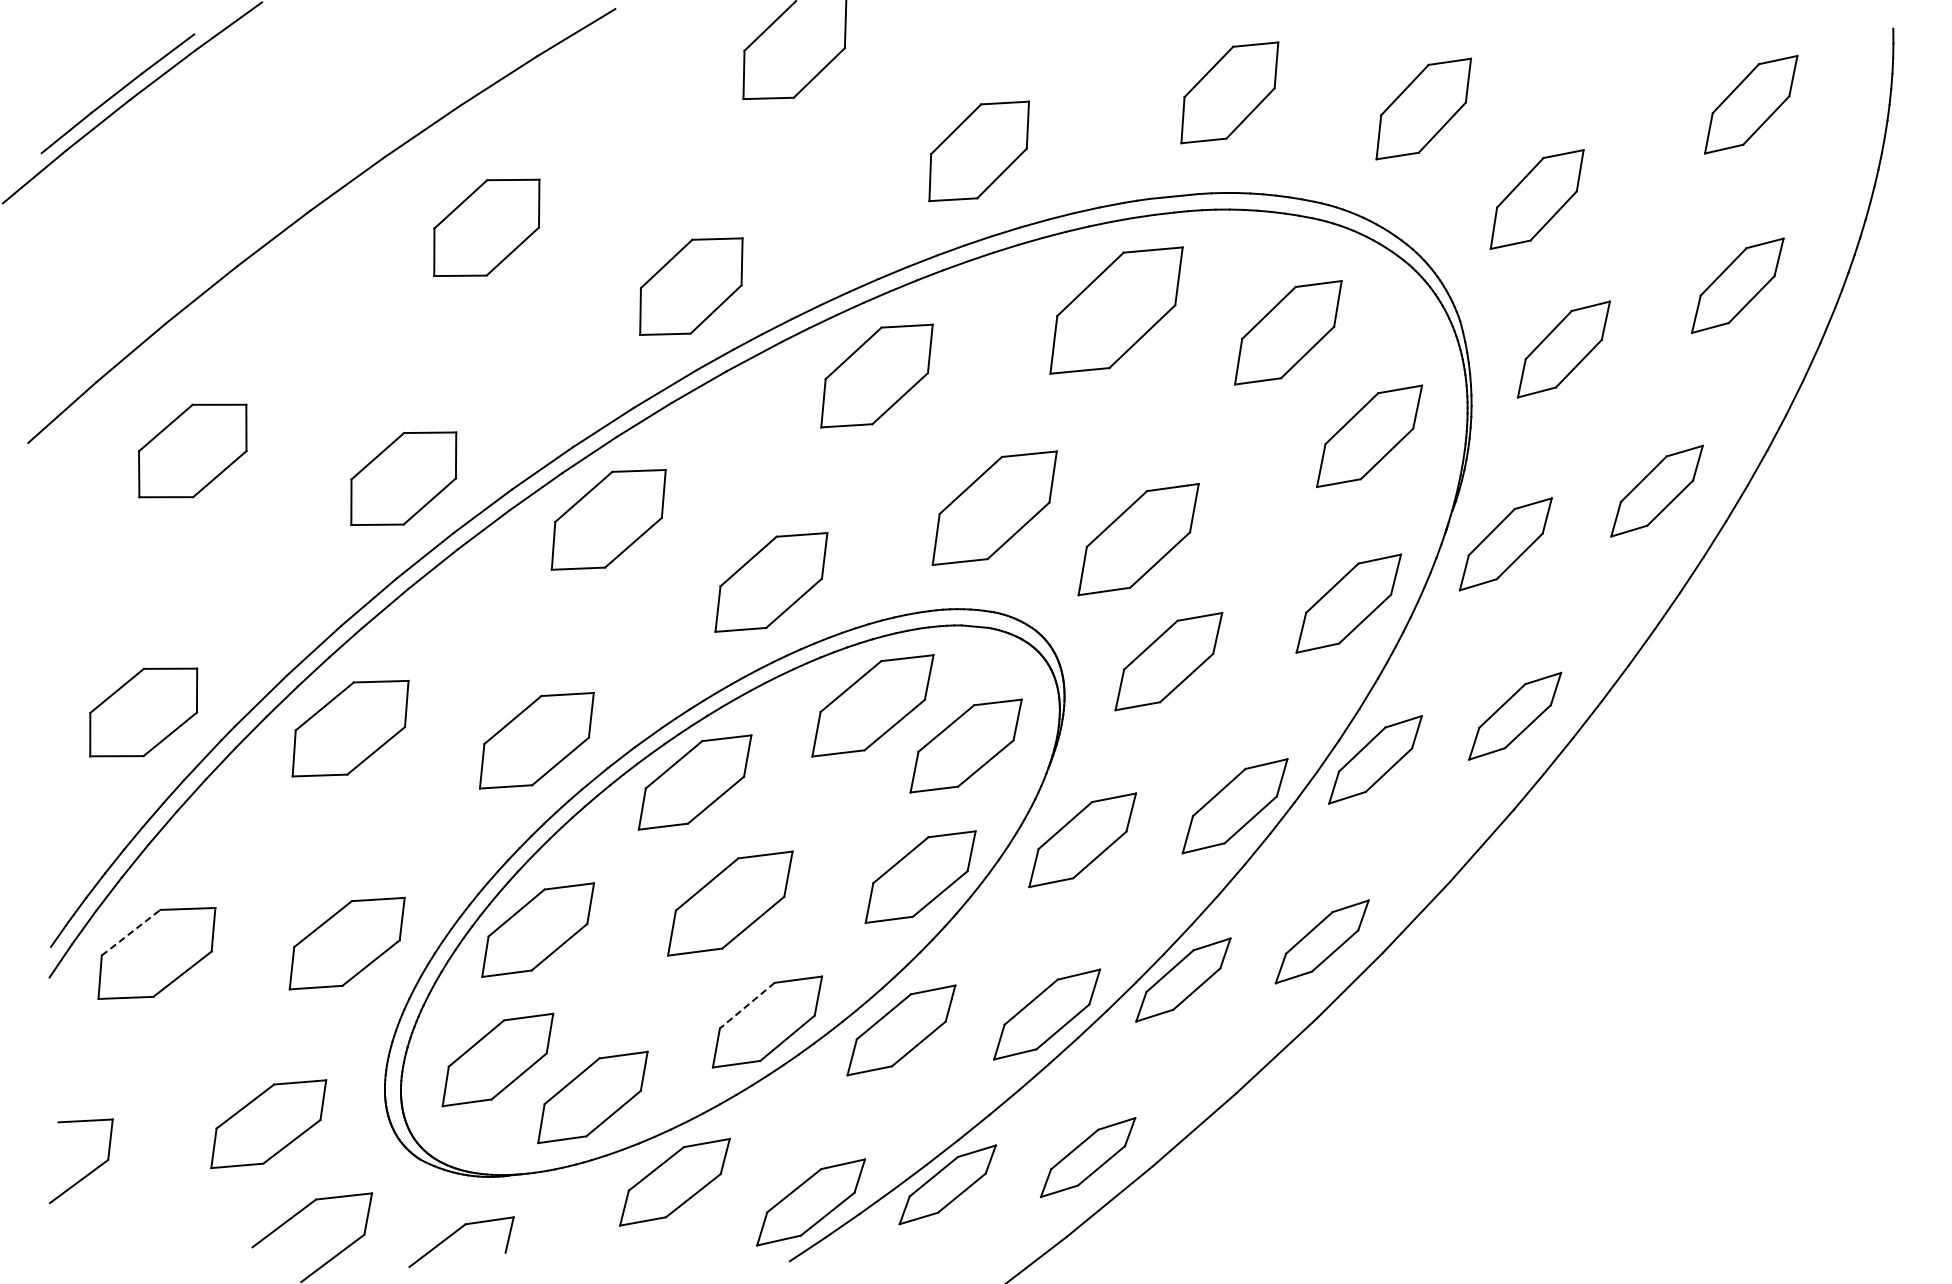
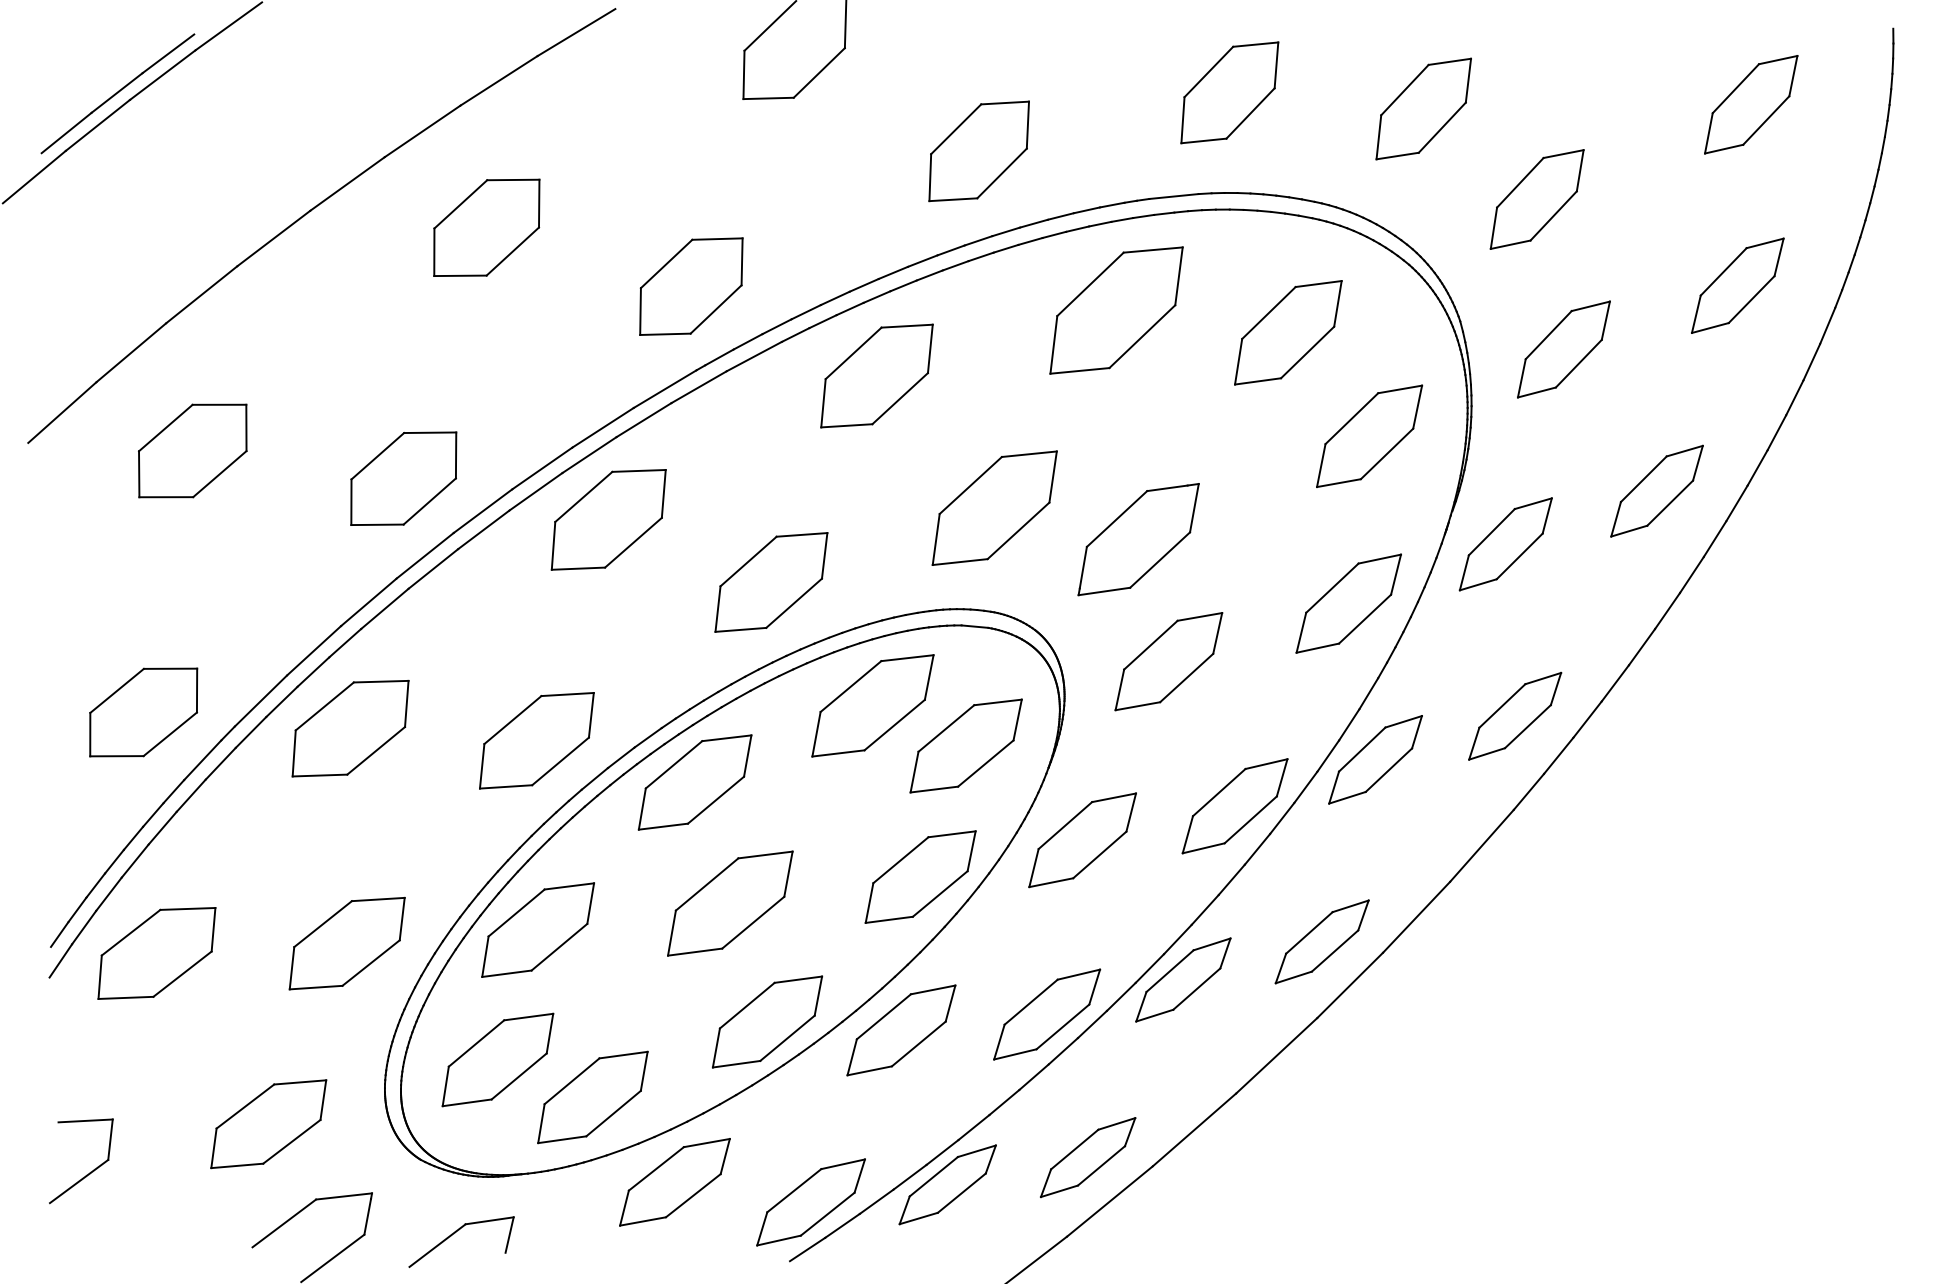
line: dashed -> solid (131, 932)
line: dashed -> solid (747, 1005)
